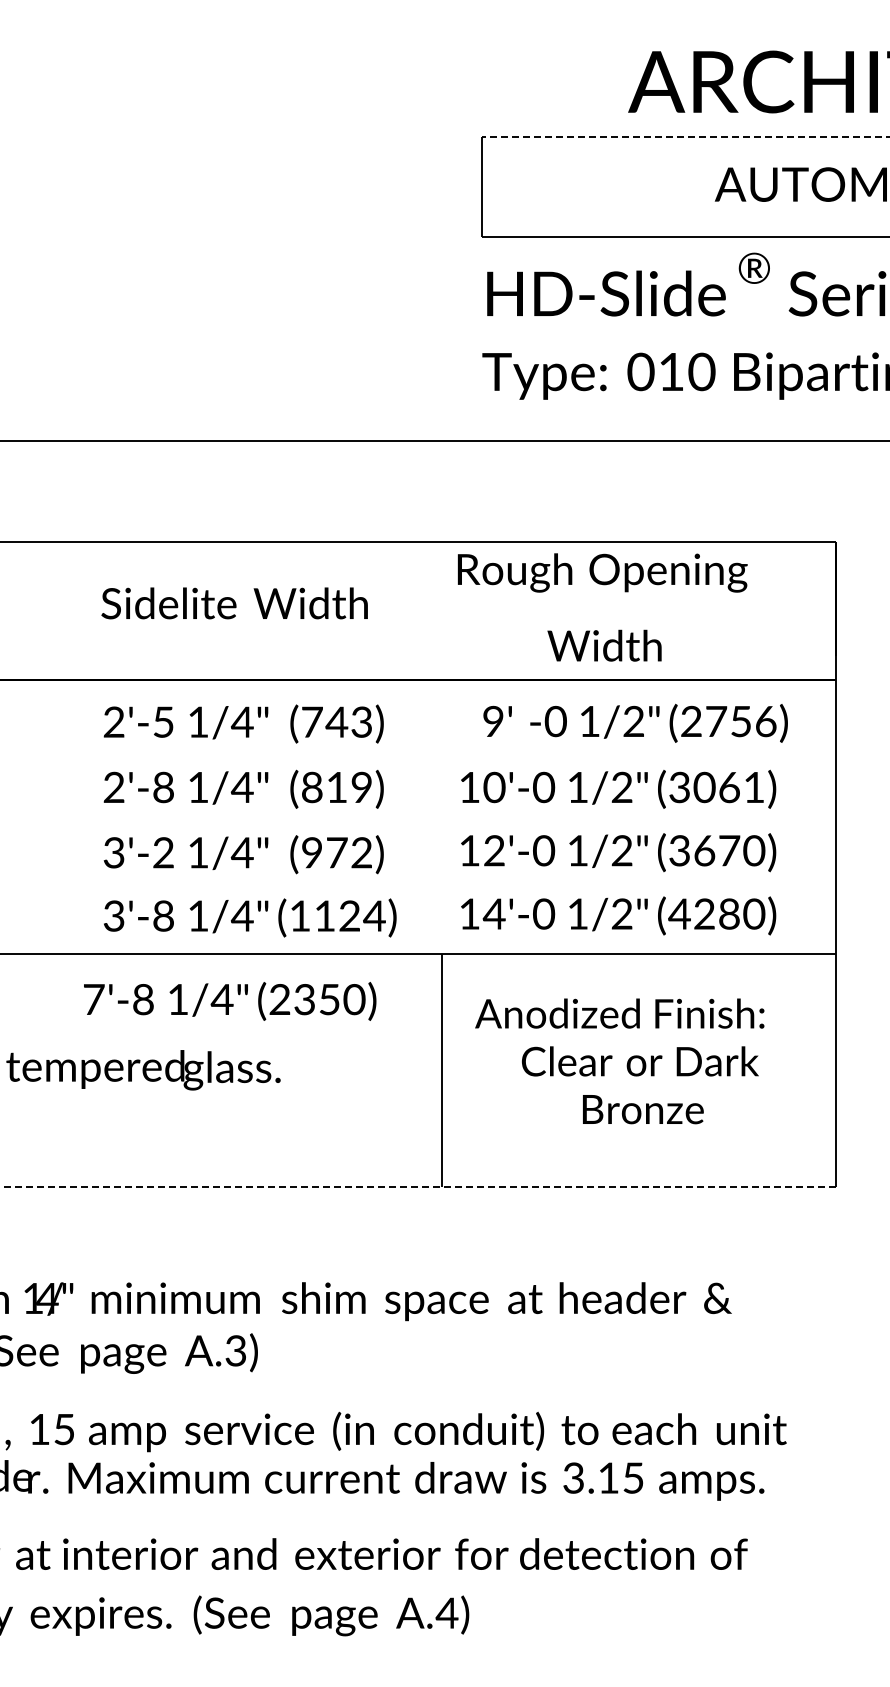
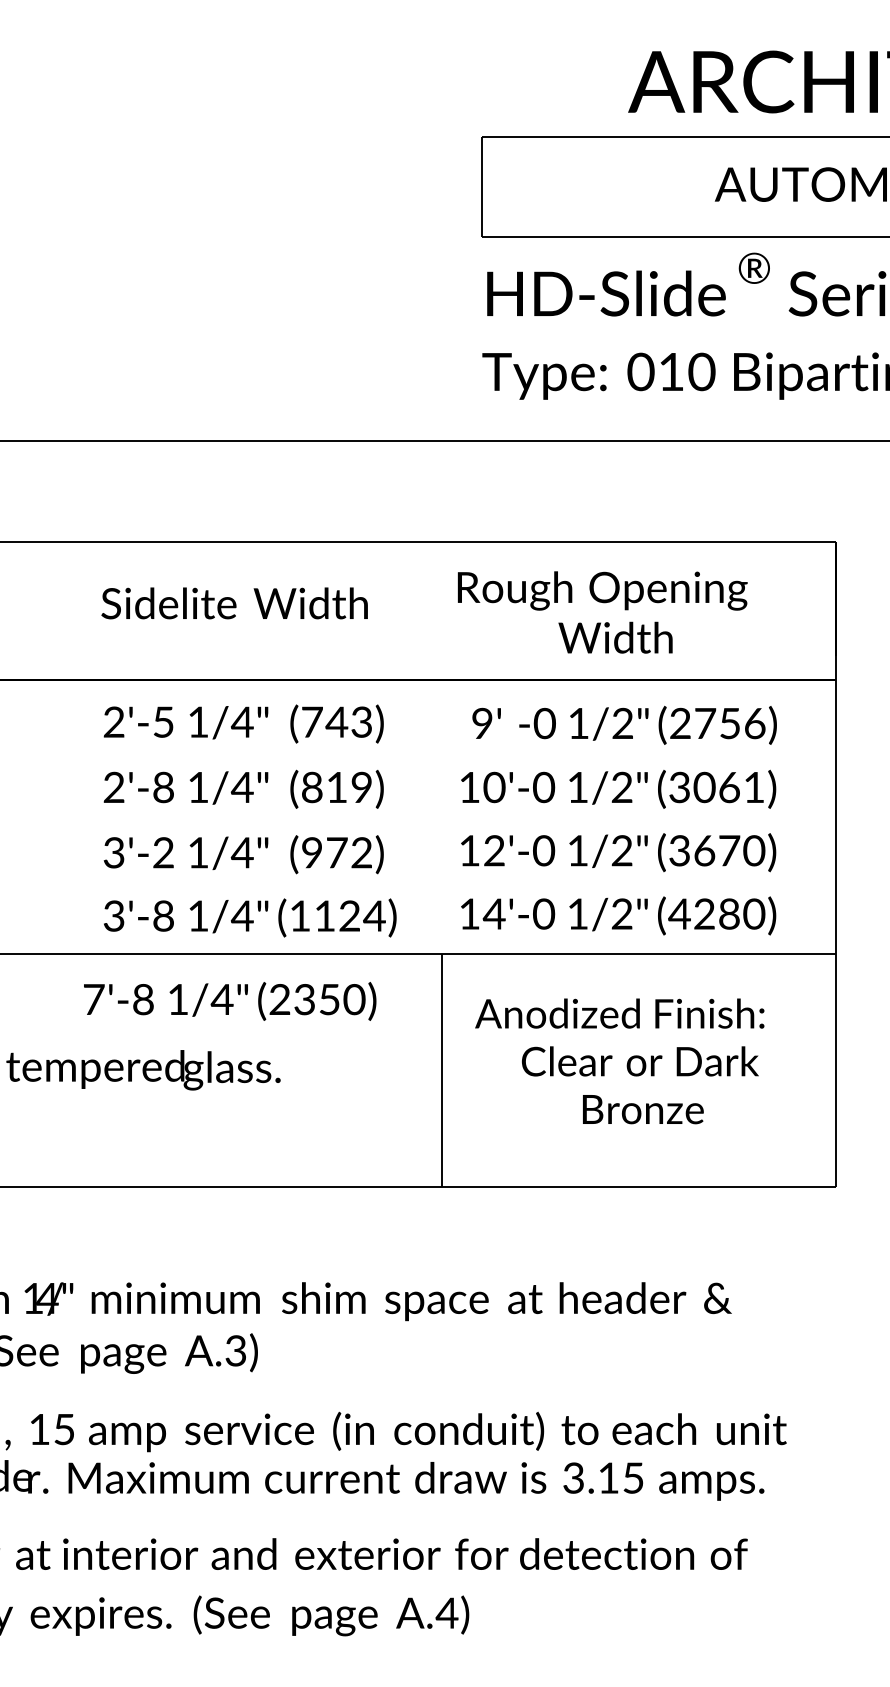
line: dashed -> solid (685, 137)
text position: (602, 572) -> (602, 590) (602, 590)
text position: (604, 645) -> (615, 637) (615, 637)
text position: (635, 722) -> (624, 724) (624, 724)
line: dashed -> solid (418, 1187)
